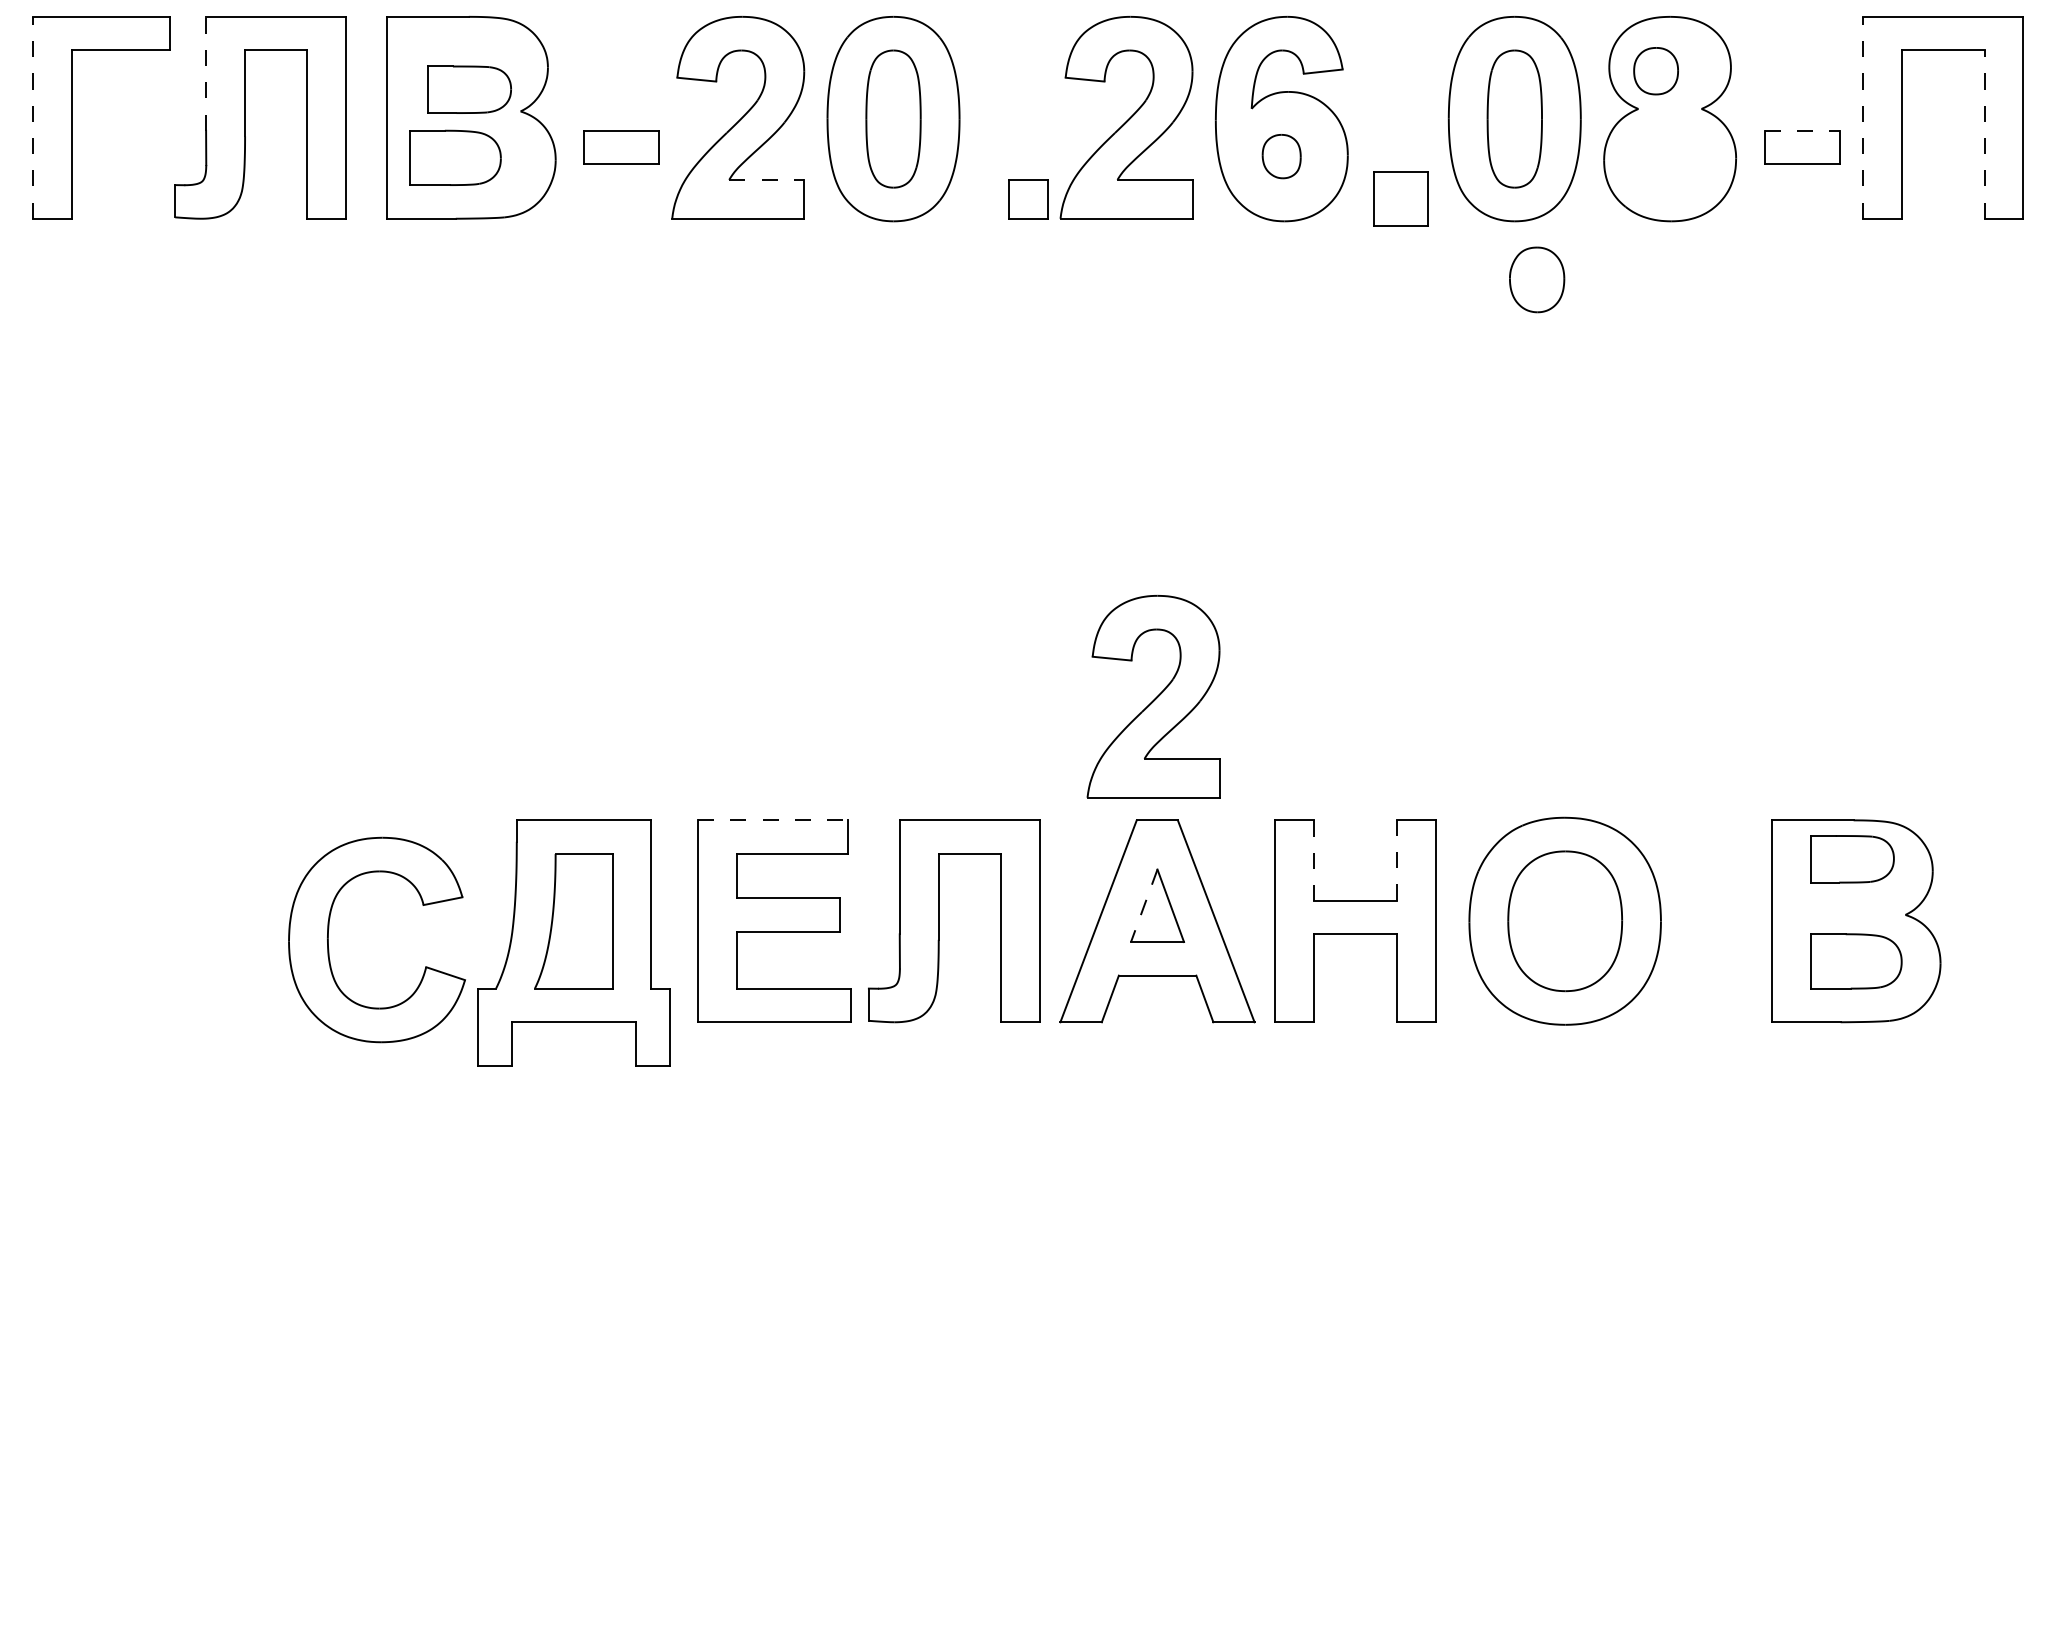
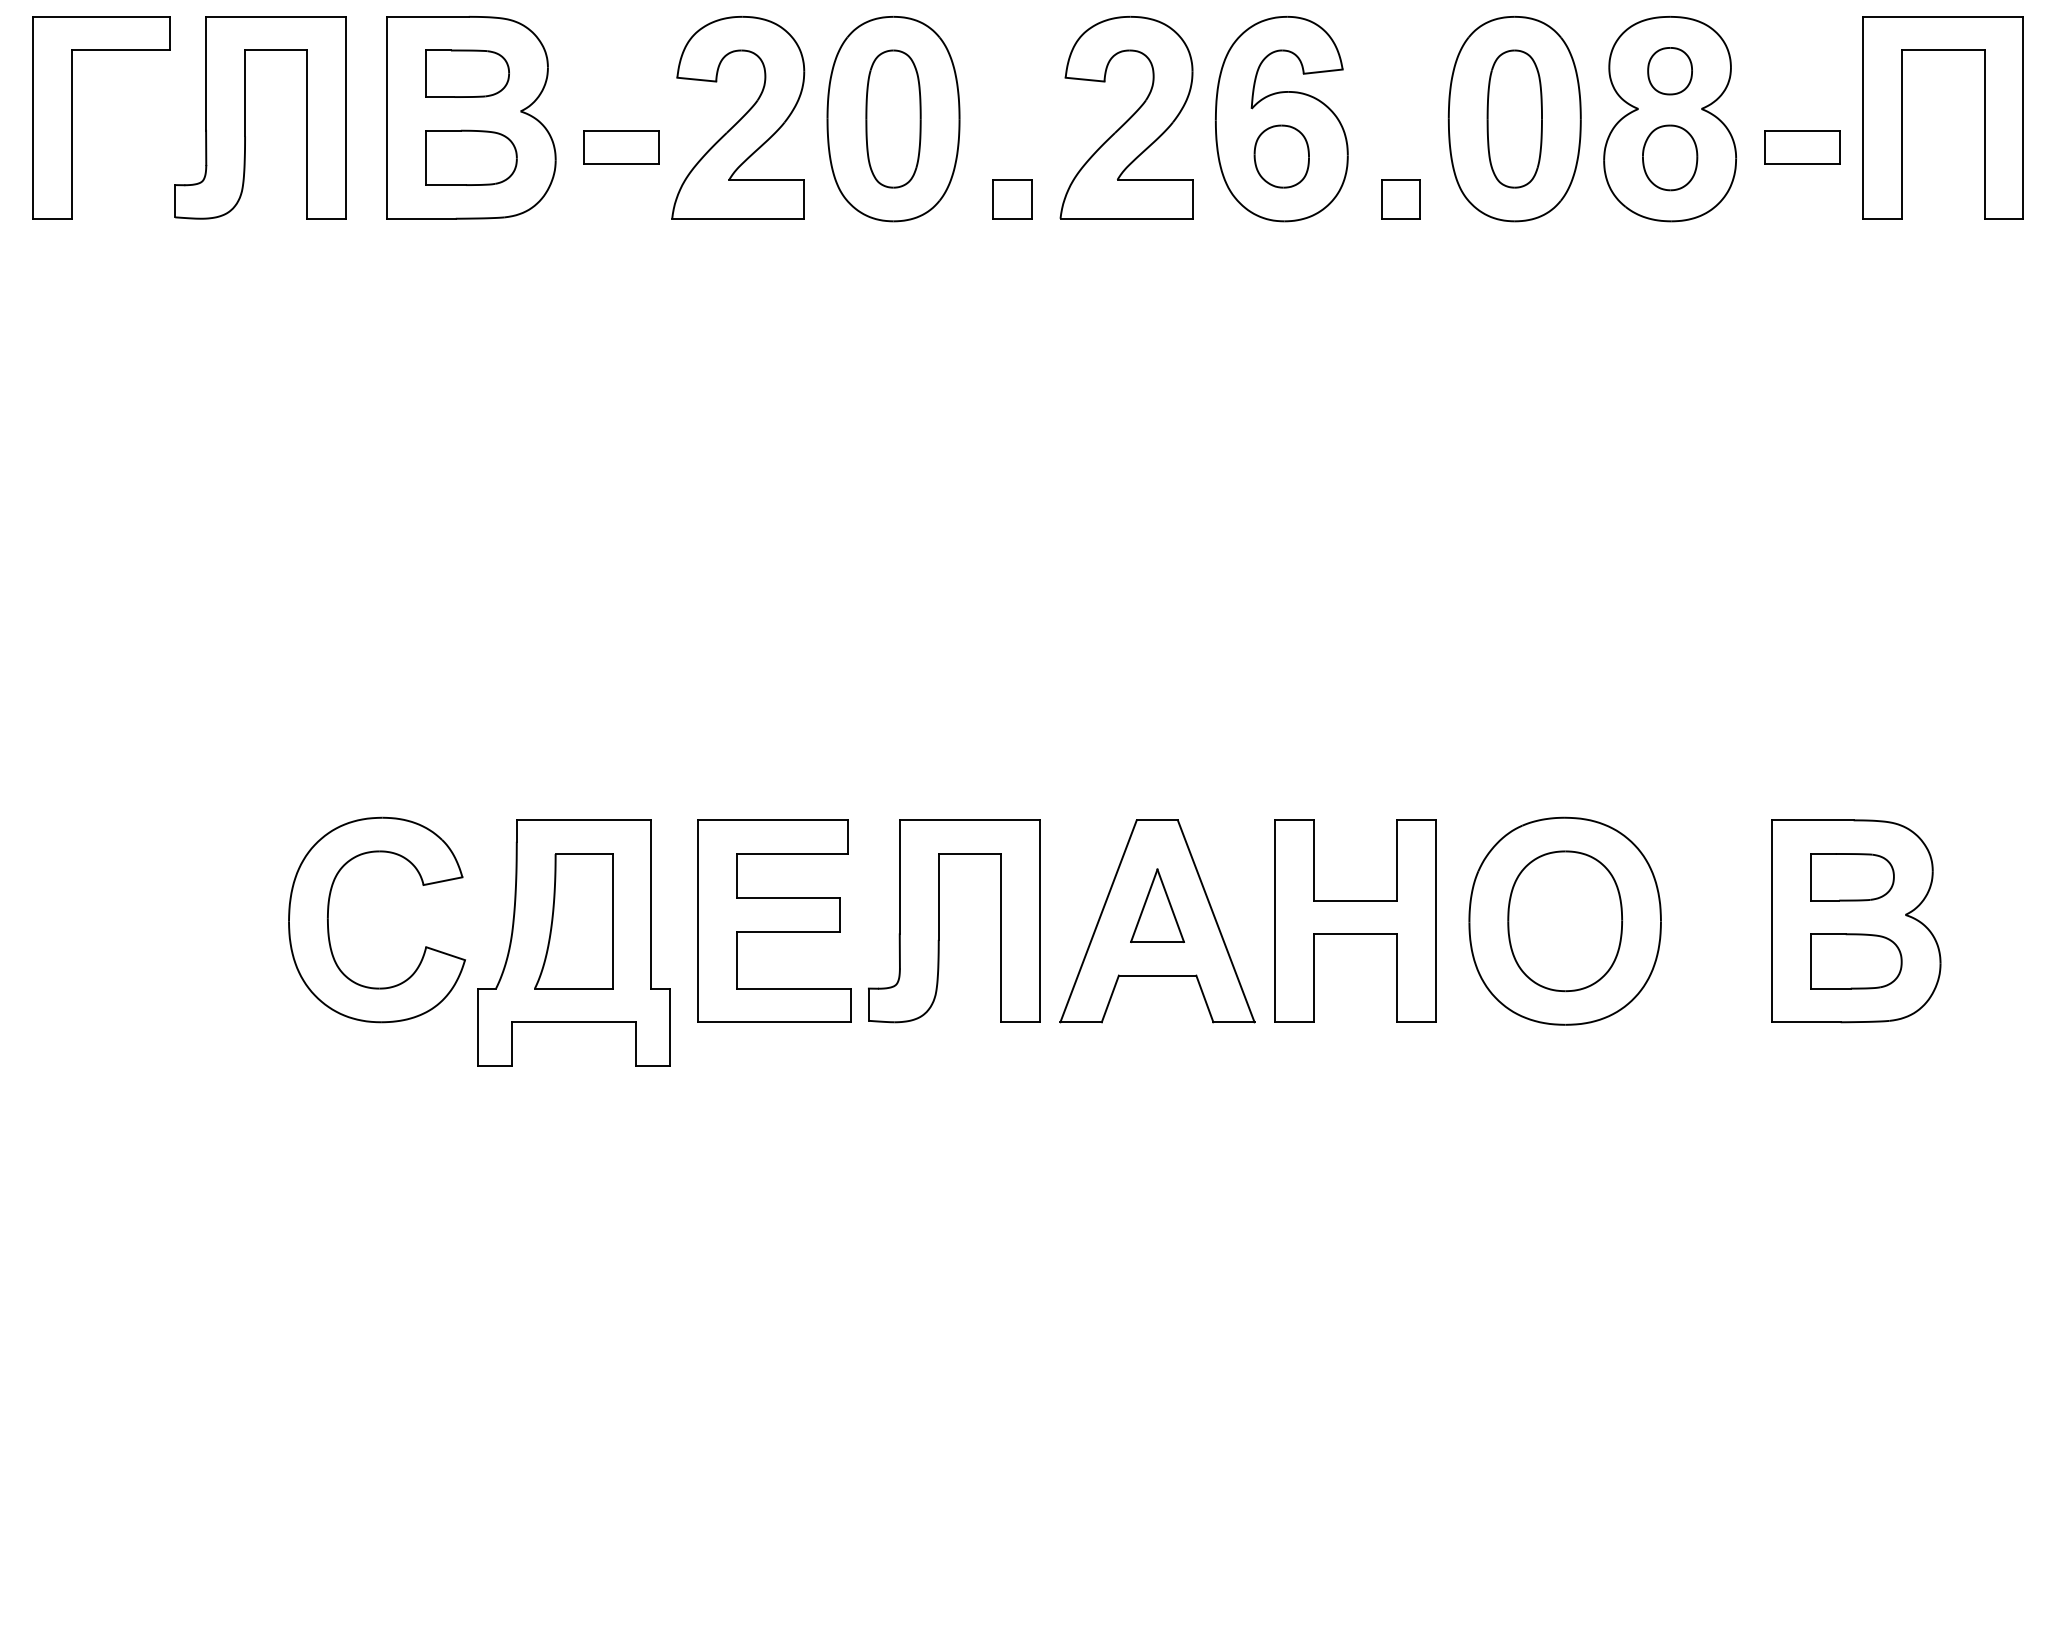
part position: (1655, 71) -> (1669, 71) (1669, 71)
line: dashed -> solid (206, 73)
part position: (469, 89) -> (467, 73) (467, 73)
line: dashed -> solid (32, 117)
line: dashed -> solid (1862, 117)
line: dashed -> solid (1802, 130)
line: dashed -> solid (1984, 134)
part size: 41x46 px -> 57x65 px (1281, 156)
part position: (455, 157) -> (471, 157) (471, 157)
line: dashed -> solid (766, 179)
part size: 56x56 px -> 40x41 px (1400, 199)
part position: (1028, 199) -> (1012, 199) (1012, 199)
part position: (1537, 279) -> (1670, 157) (1670, 157)
part: present -> none (1153, 696)
line: dashed -> solid (773, 820)
line: dashed -> solid (1396, 859)
part position: (1852, 859) -> (1852, 877) (1852, 877)
line: dashed -> solid (1314, 860)
line: dashed -> solid (1144, 905)
part position: (328, 939) -> (328, 919) (328, 919)
